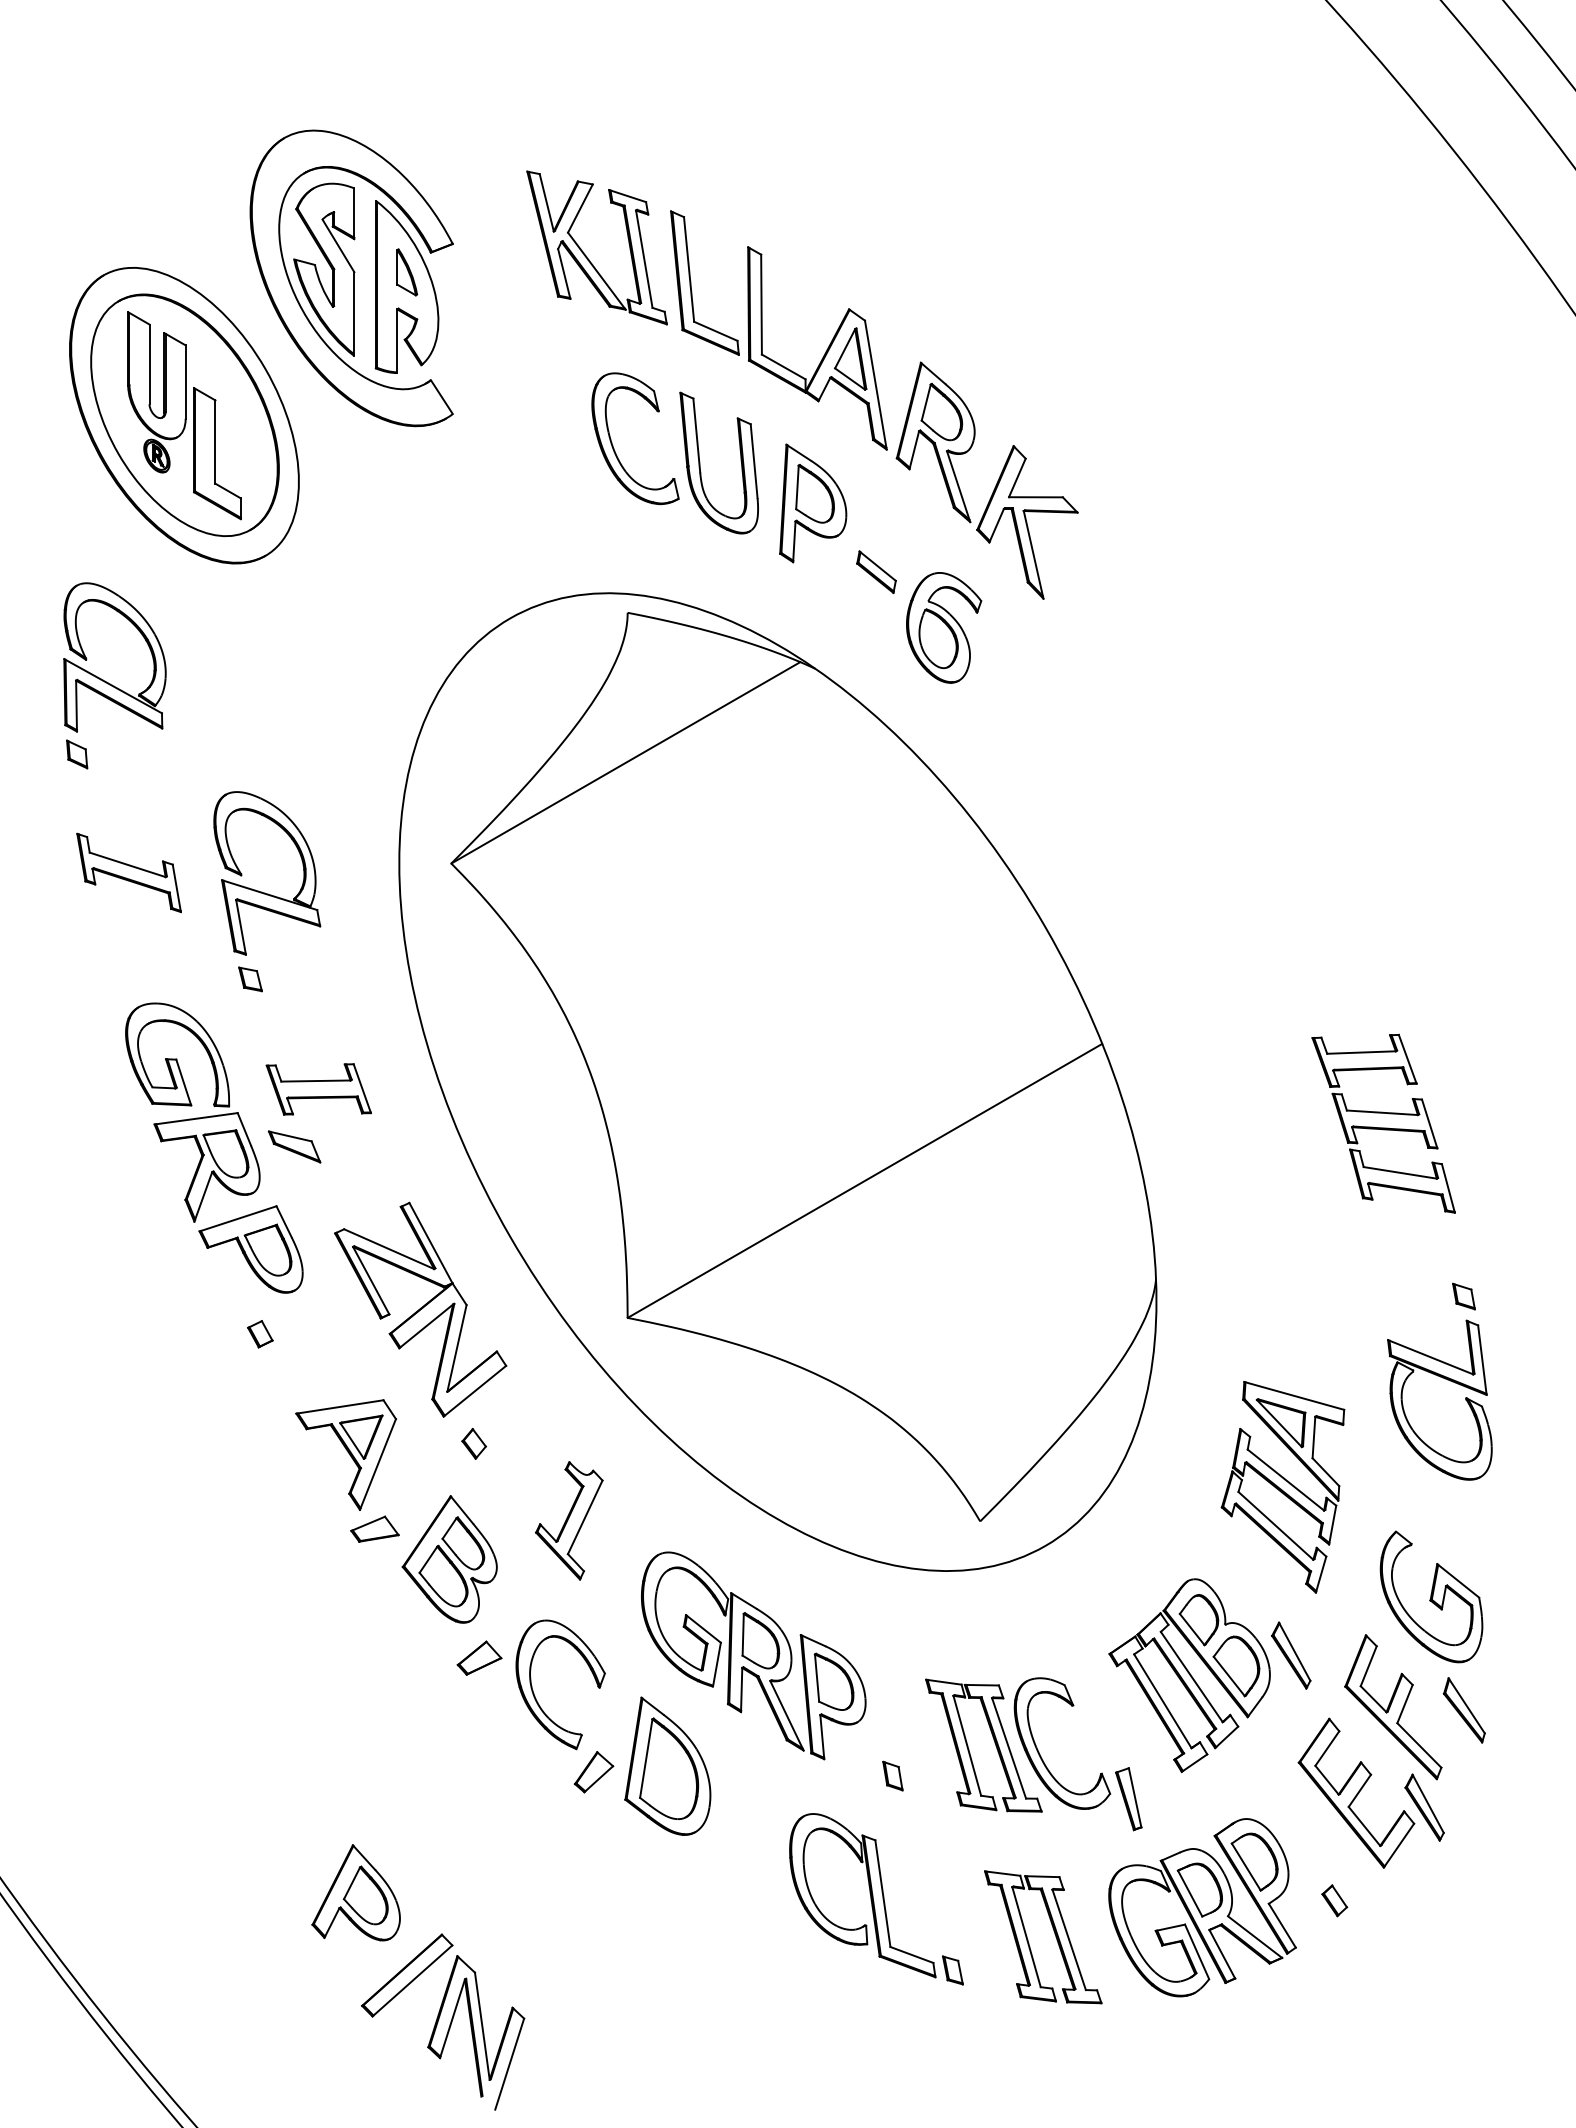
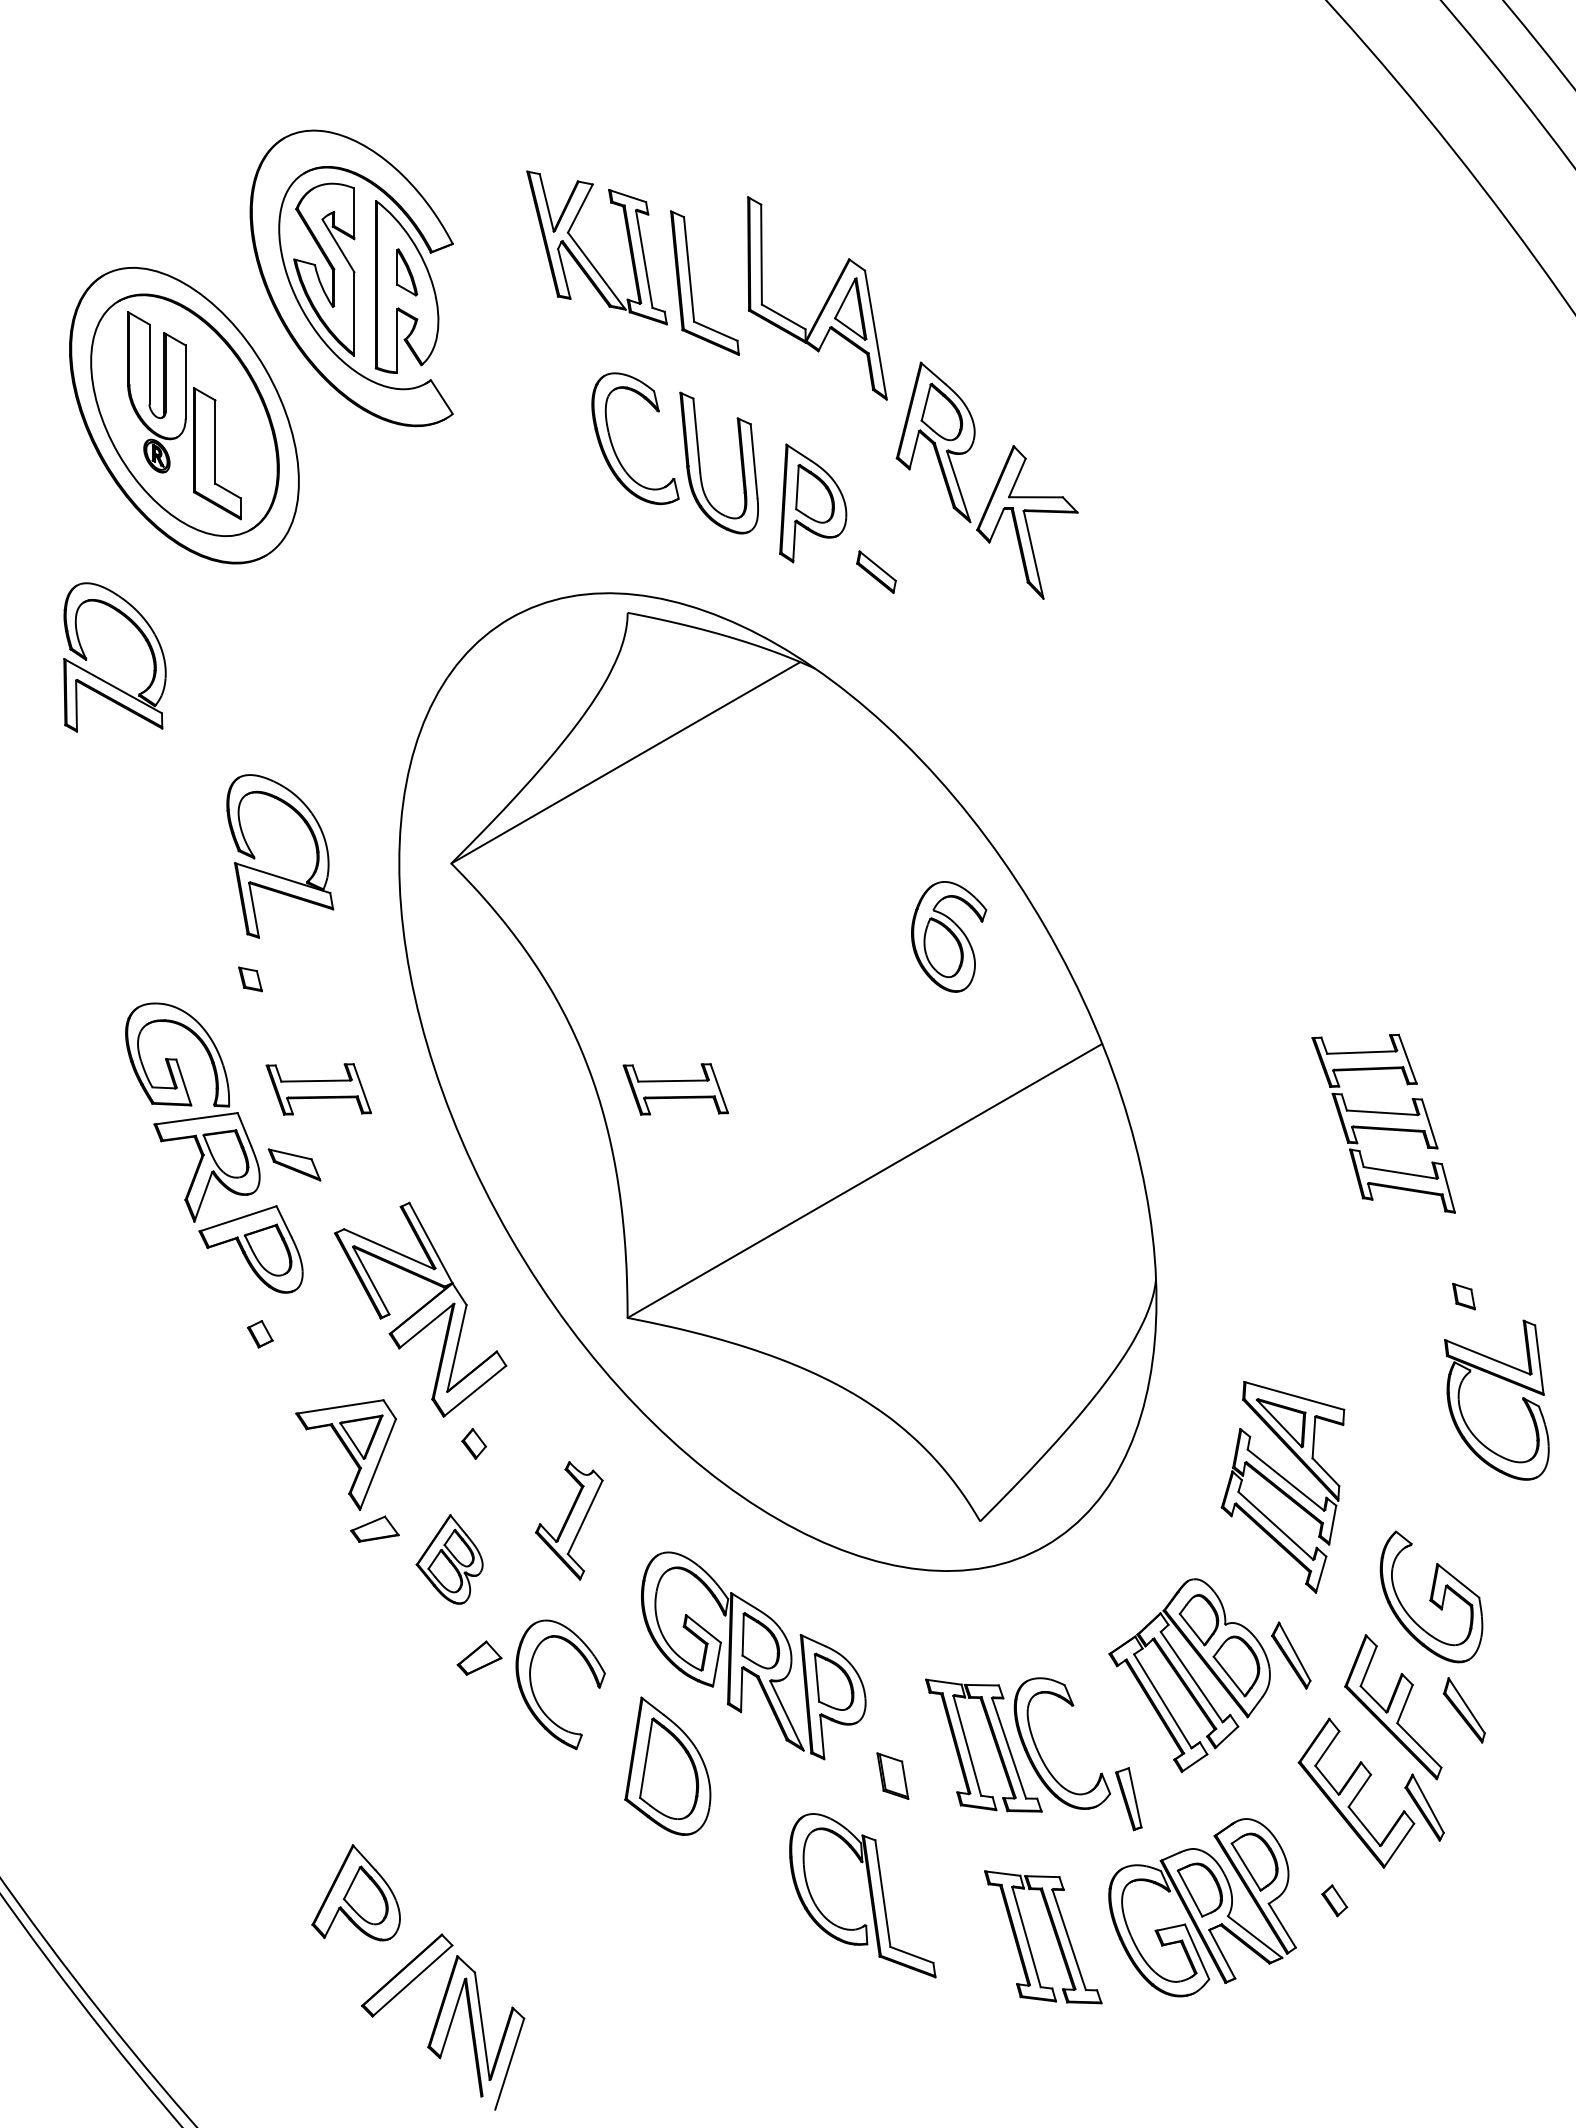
part position: (825, 351) -> (825, 301) (825, 301)
part position: (944, 627) -> (949, 936) (949, 936)
part: present -> none (77, 754)
part: present -> none (128, 872)
part position: (261, 891) -> (274, 874) (274, 874)
part: none -> present (675, 1089)
part position: (294, 1146) -> (294, 1164) (294, 1164)
part position: (1447, 1380) -> (1504, 1380) (1504, 1380)
part size: 97x129 px -> 69x91 px (449, 1559)
part: present -> none (593, 1772)
part size: 22x32 px -> 34x48 px (892, 1775)
part: present -> none (952, 1970)
